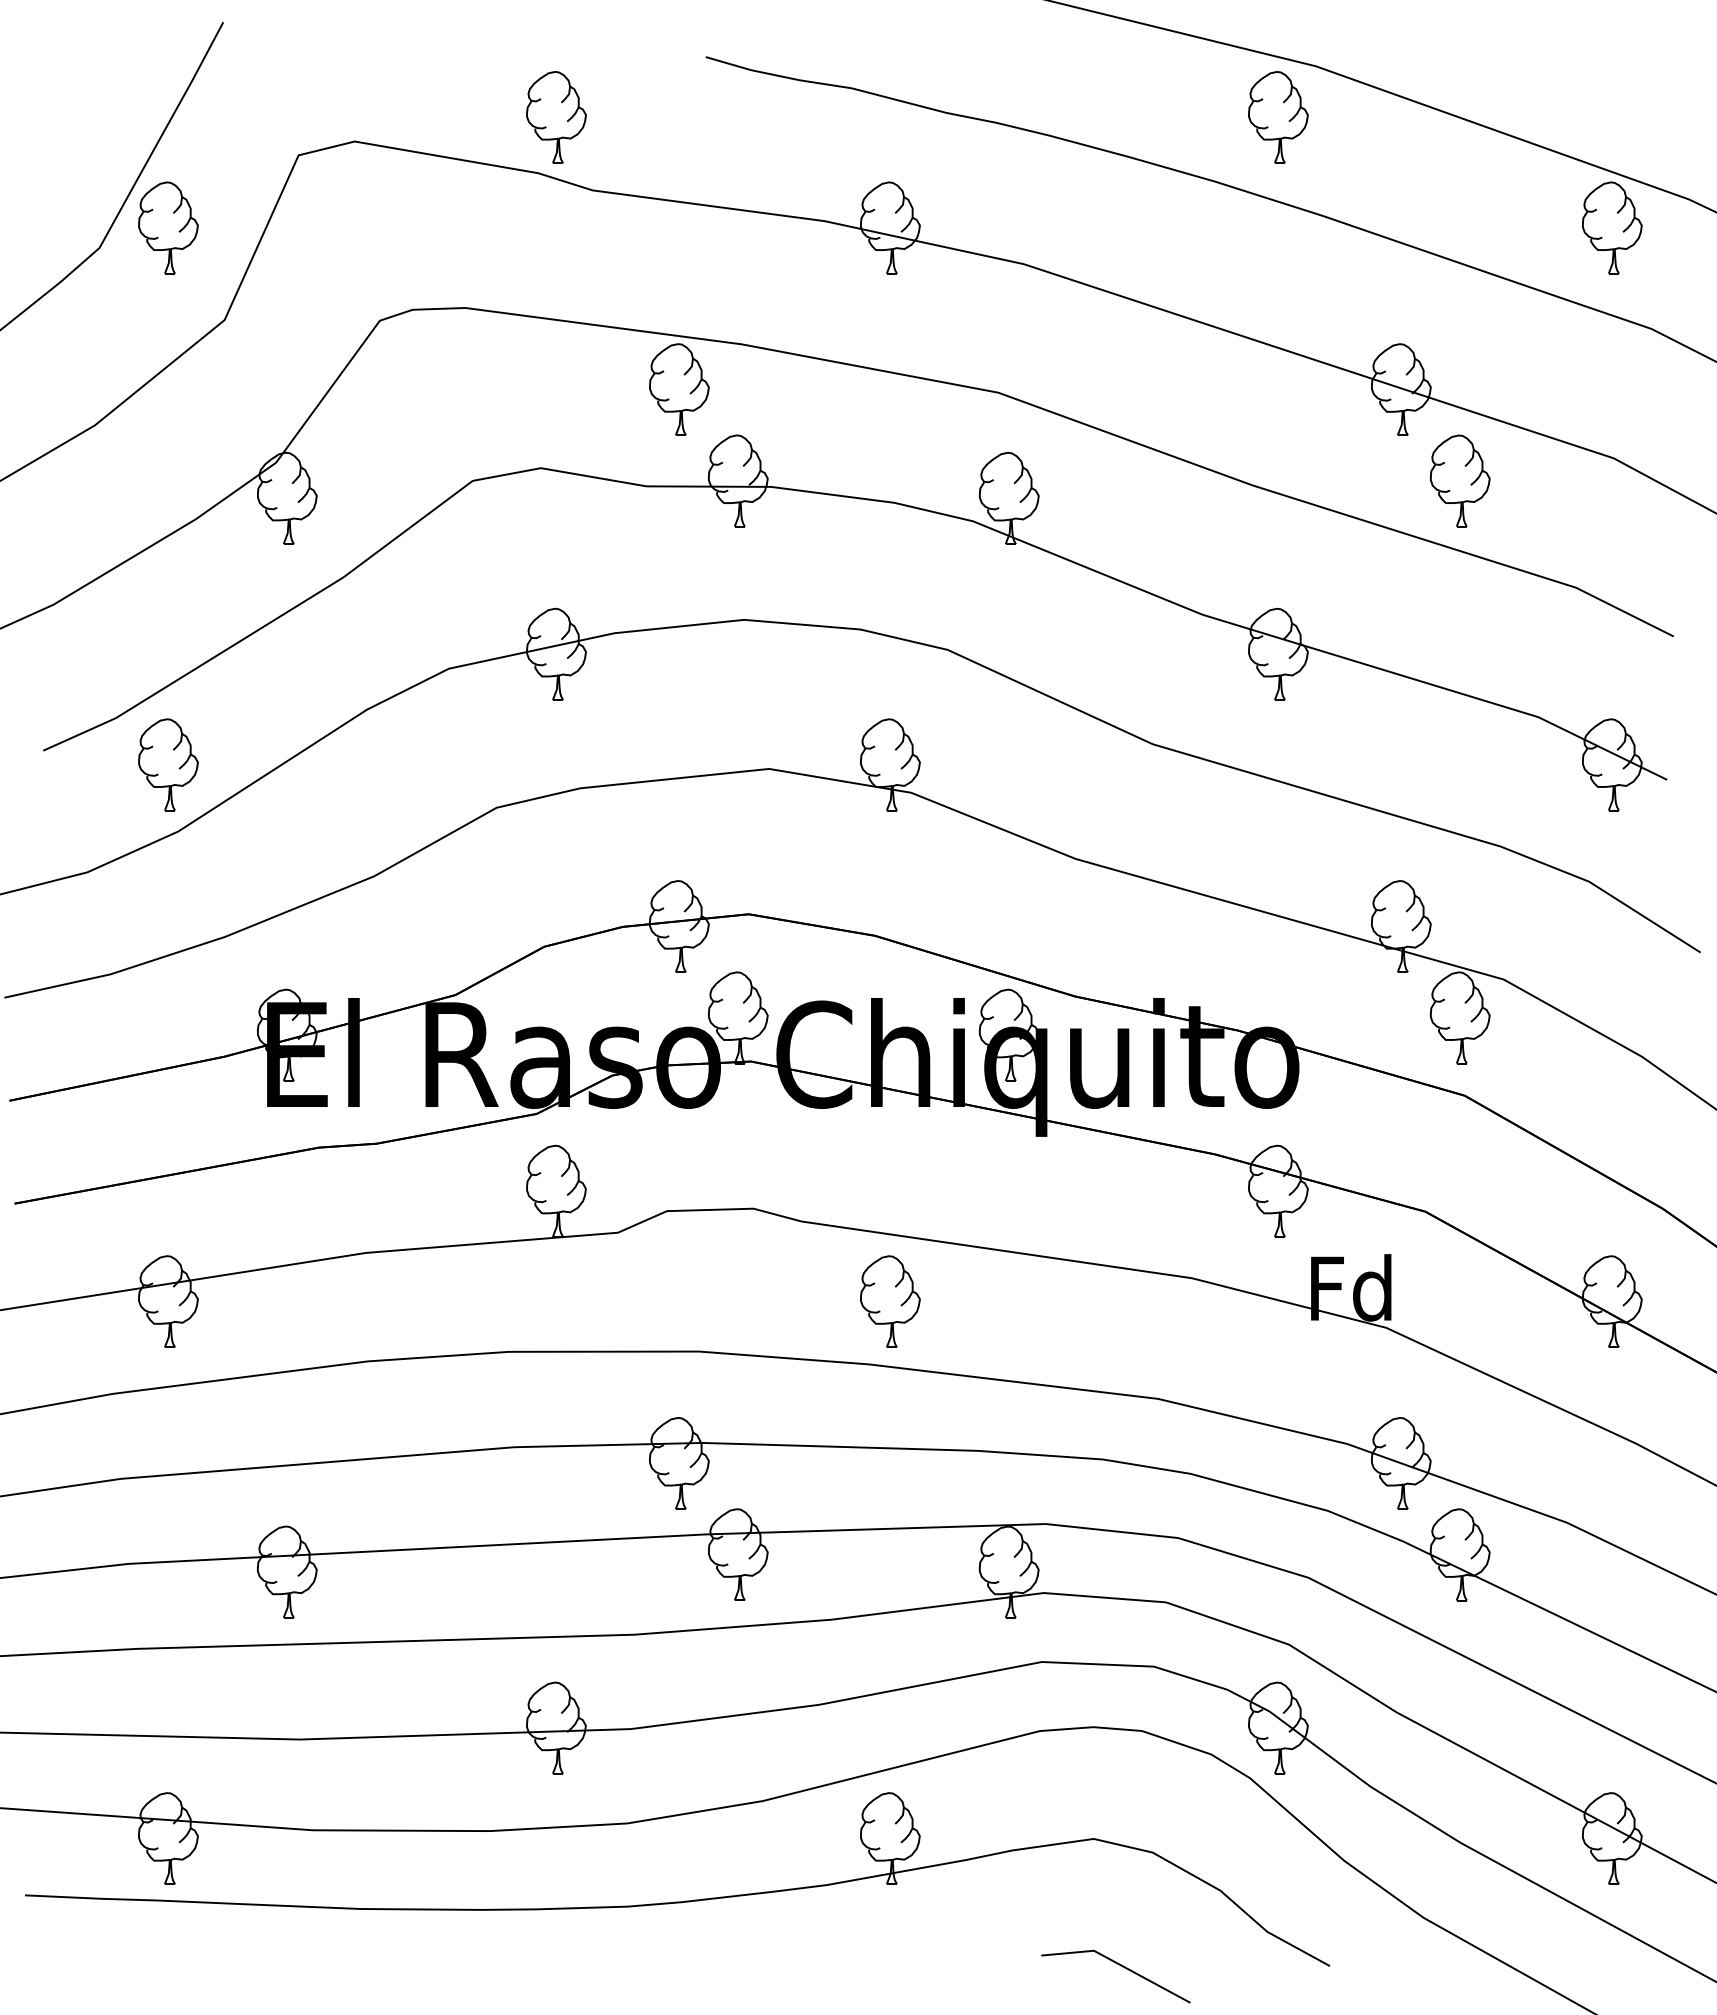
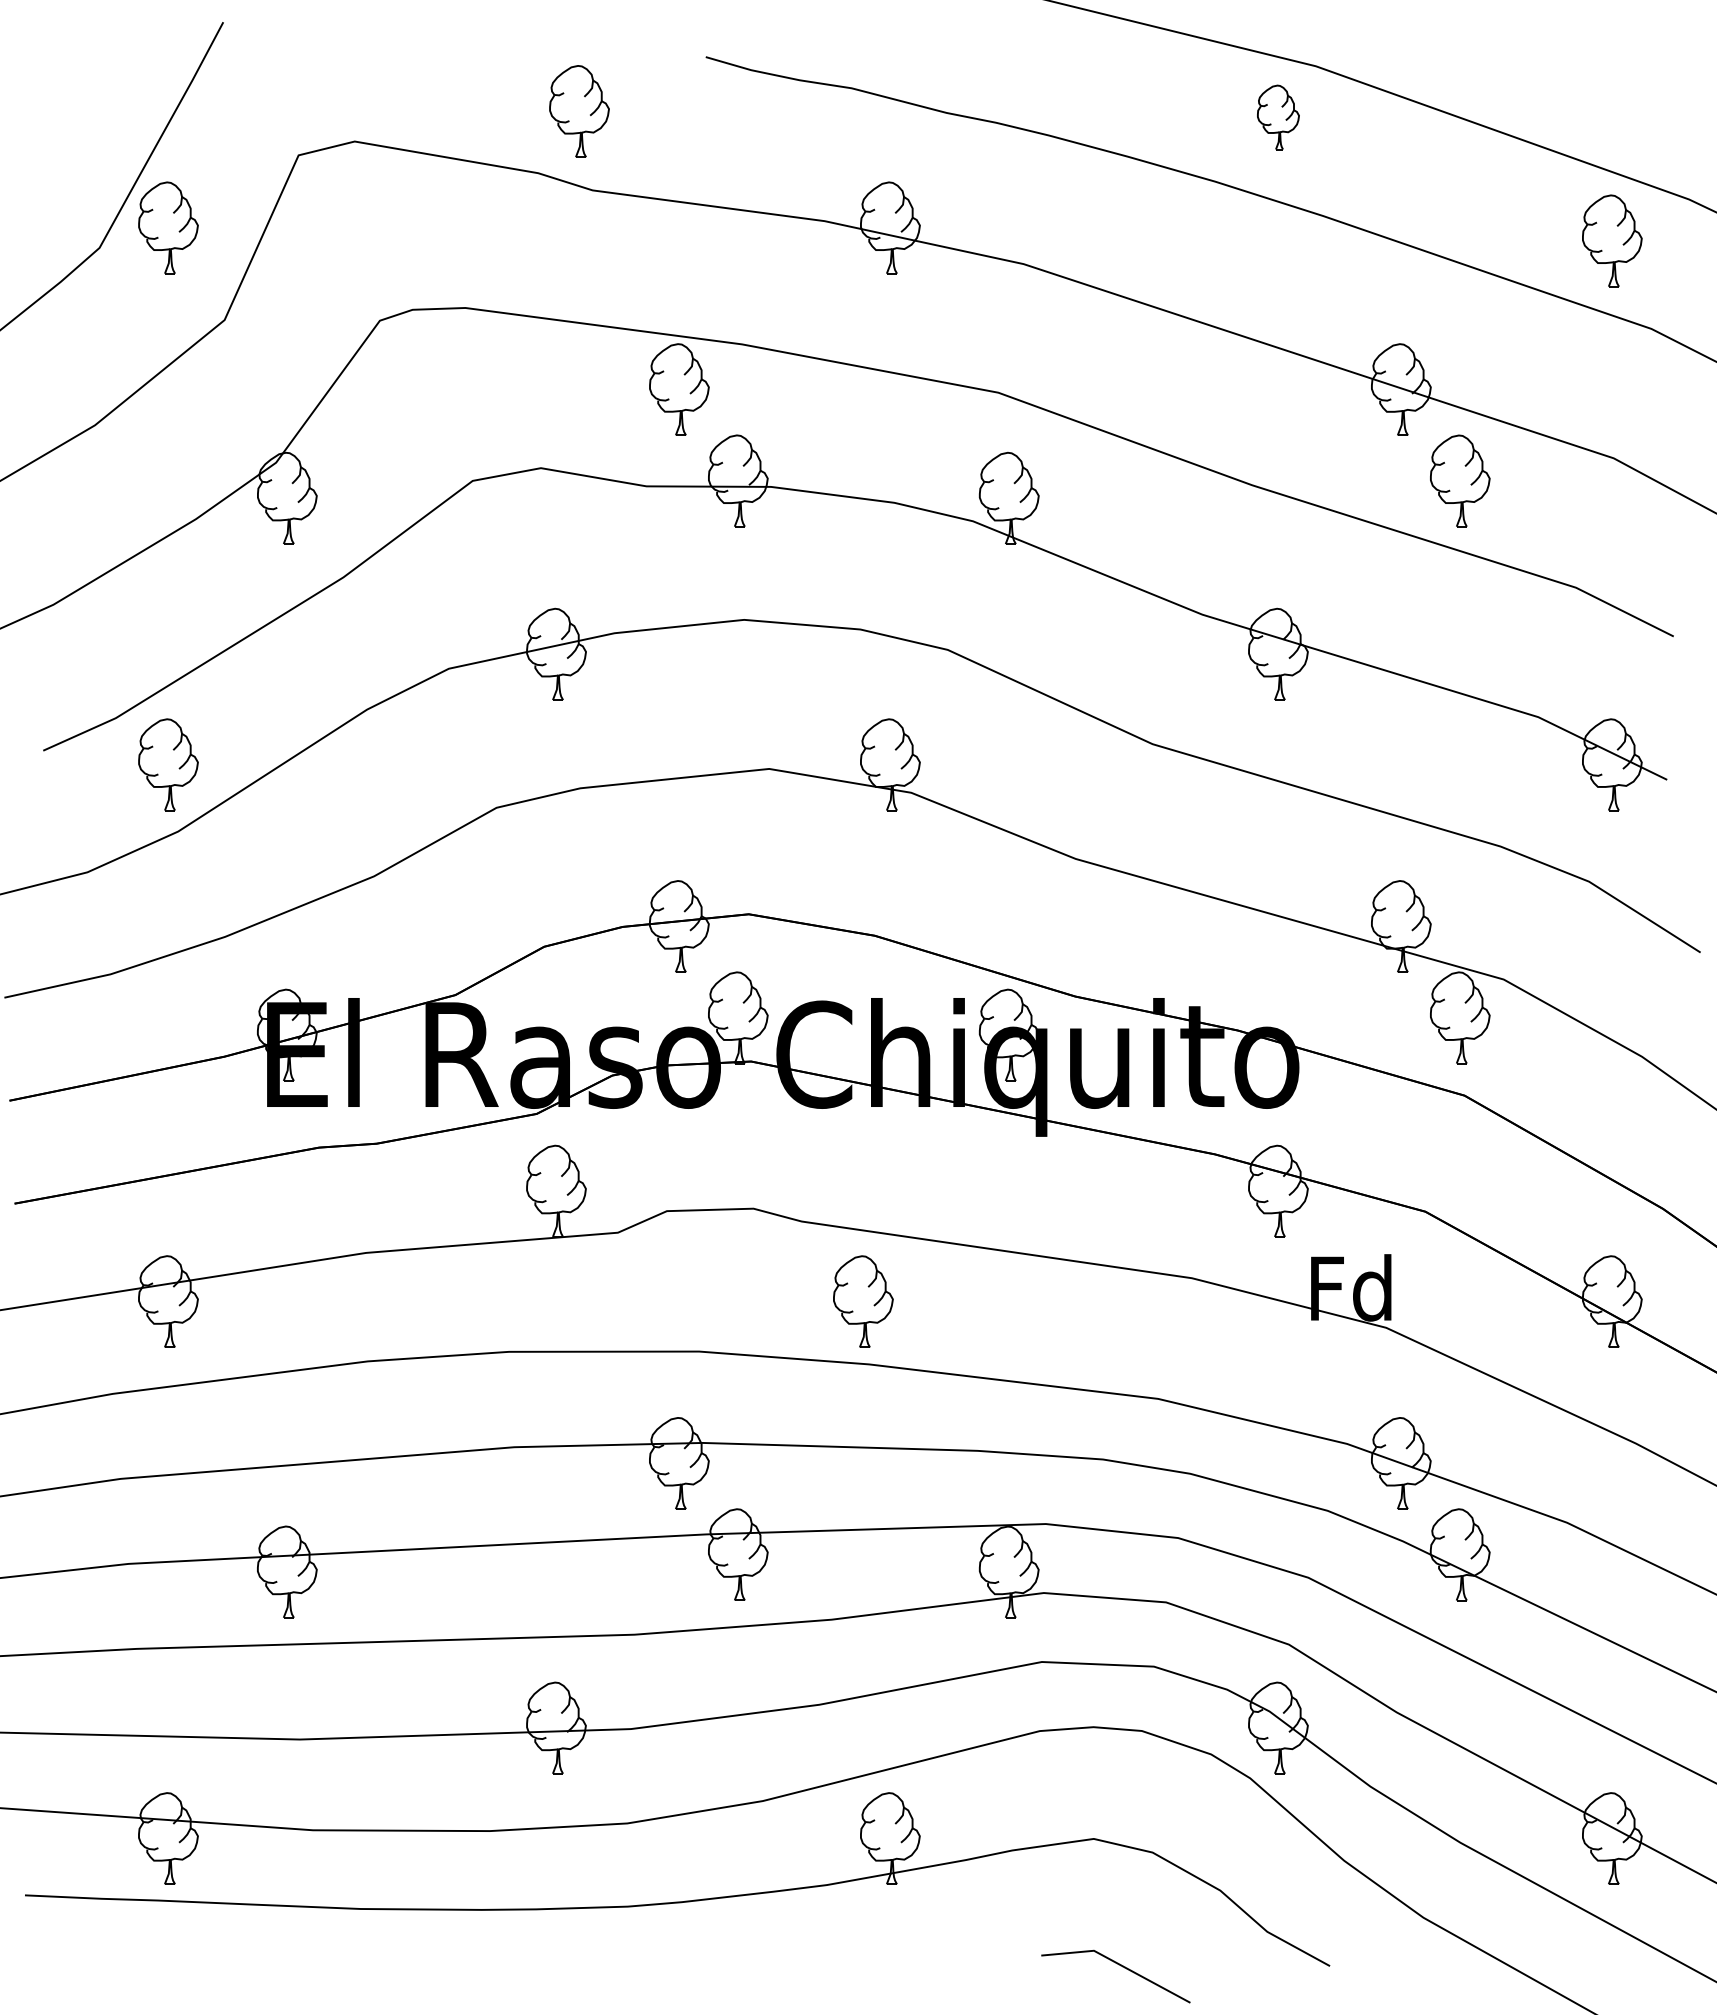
part position: (556, 117) -> (579, 111) (579, 111)
part size: 61x93 px -> 43x67 px (1278, 117)
part position: (1612, 227) -> (1612, 240) (1612, 240)
part position: (890, 1301) -> (863, 1301) (863, 1301)
